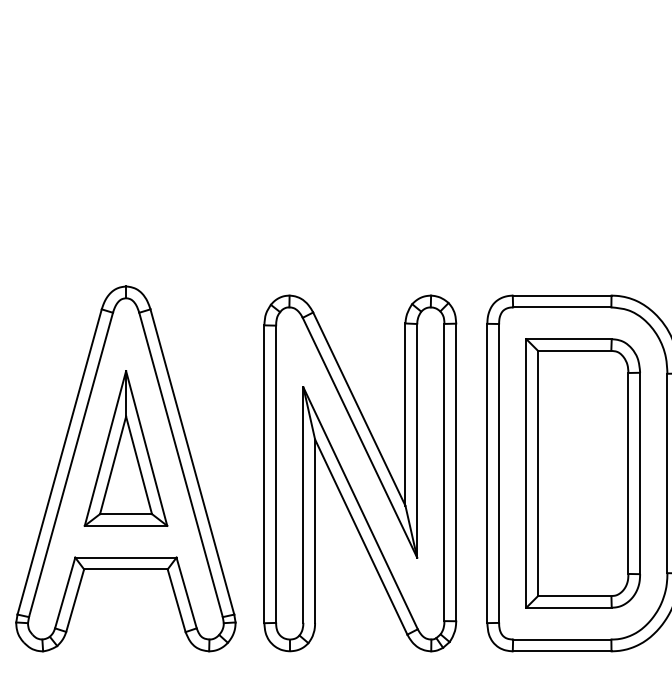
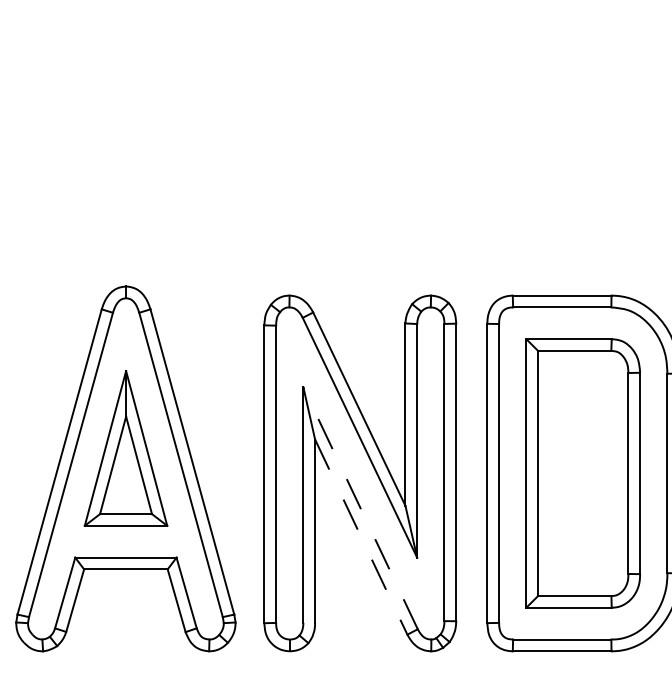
line: solid -> dashed (360, 508)
line: solid -> dashed (361, 537)
